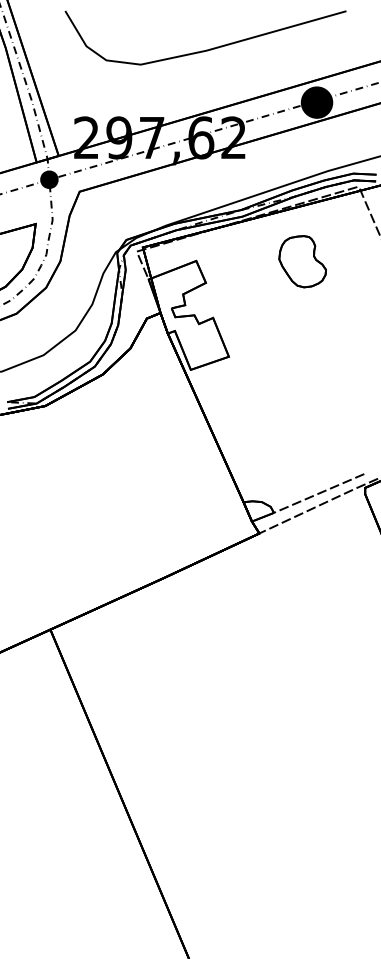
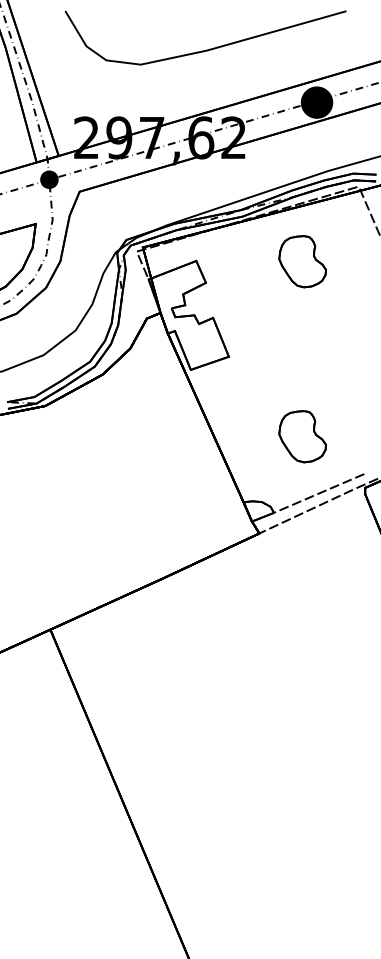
part: none -> present (302, 436)
